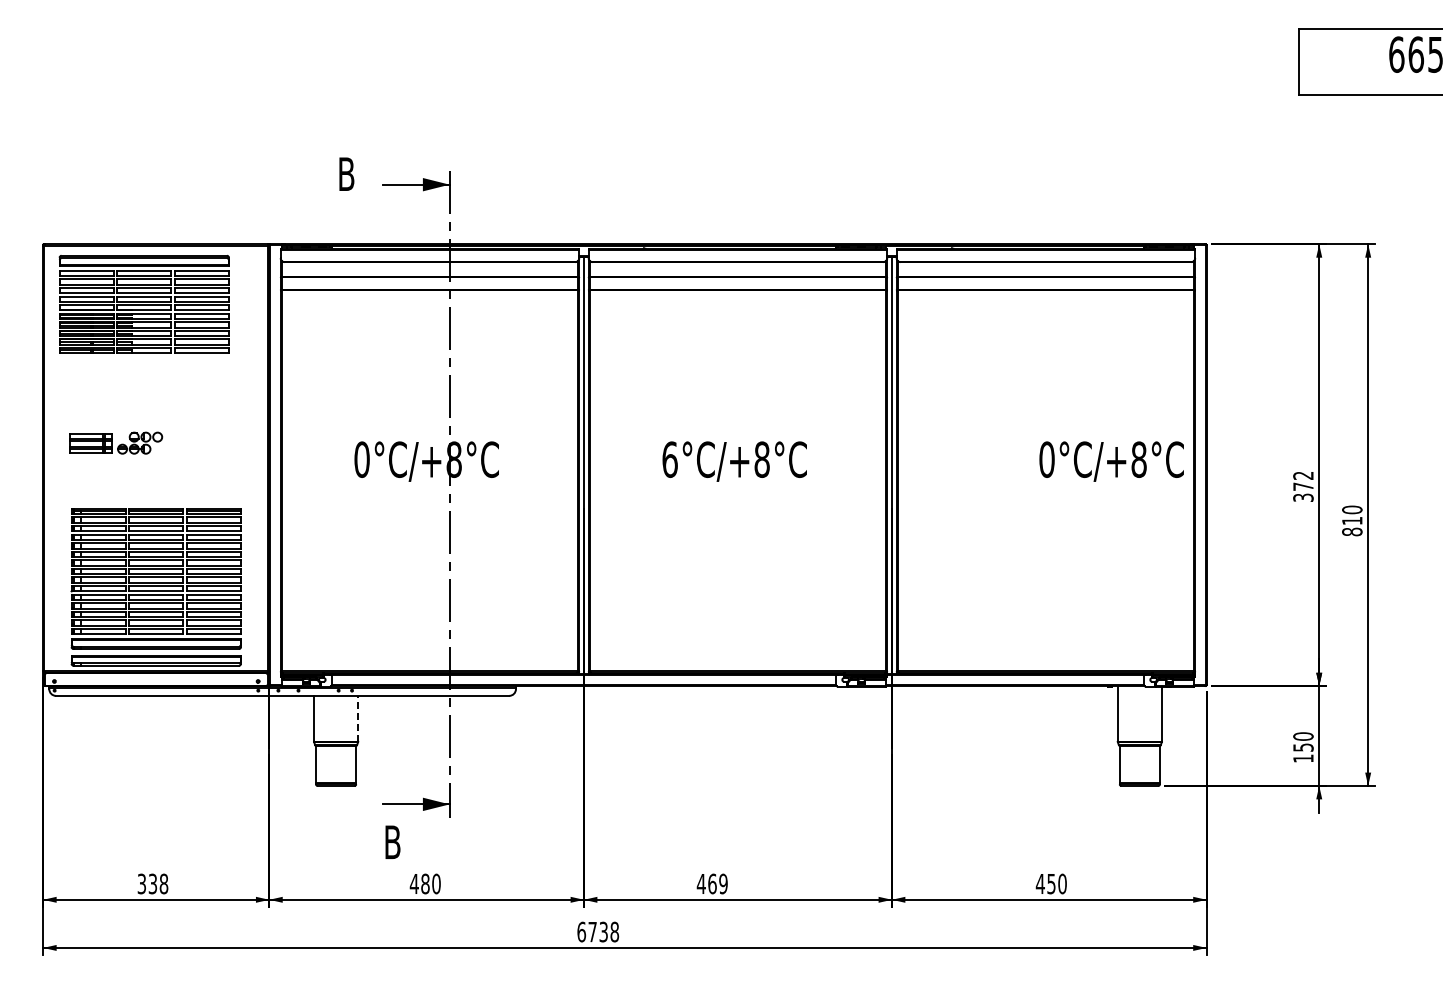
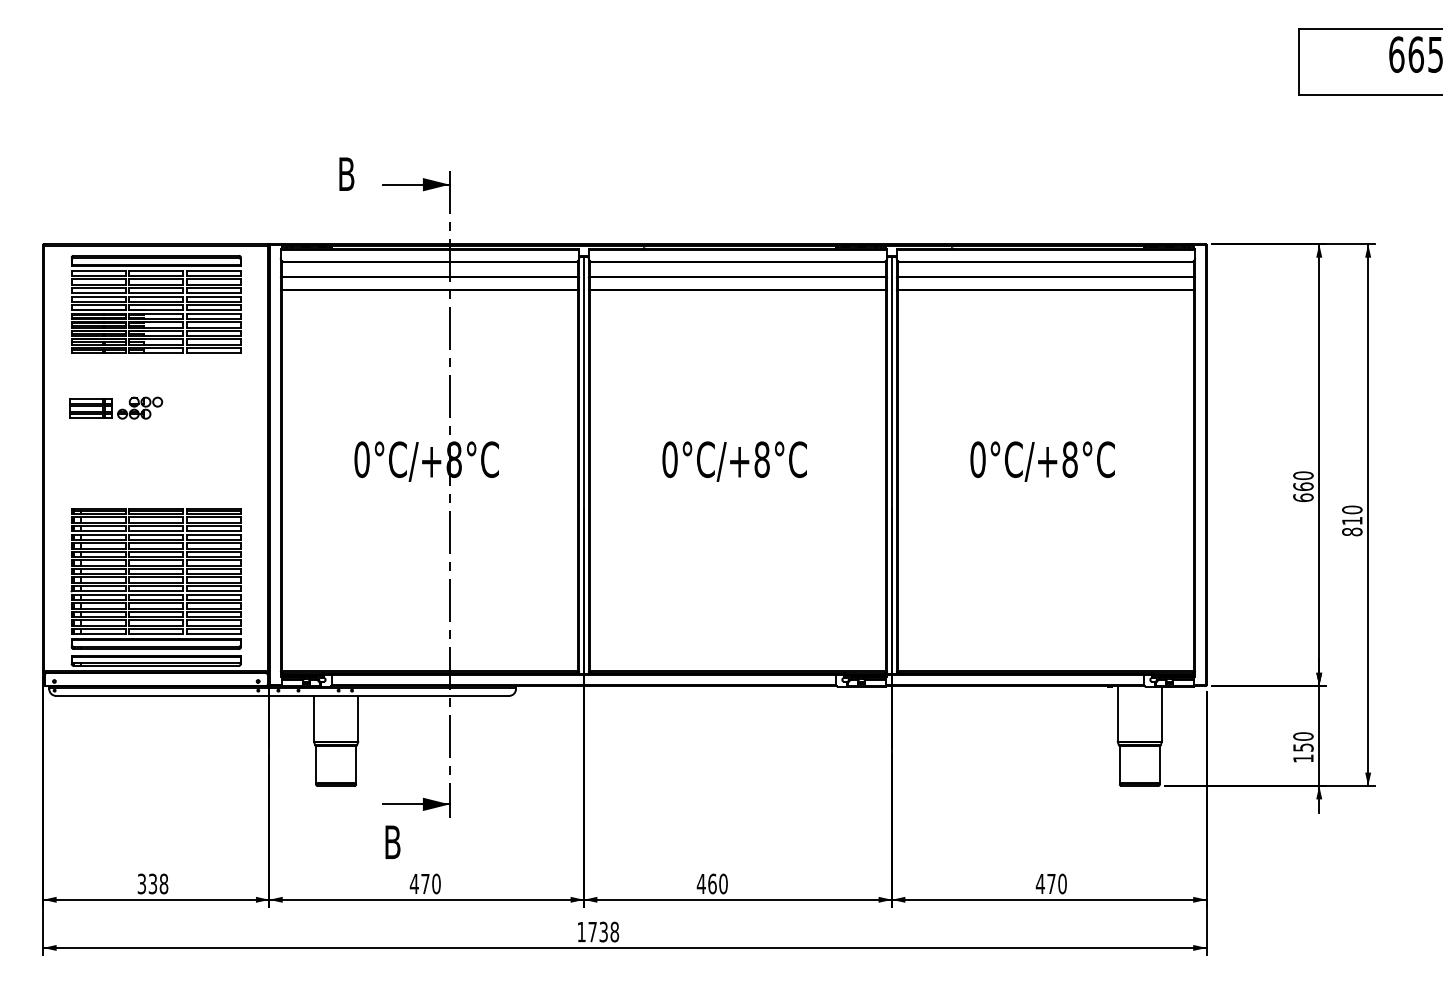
part position: (143, 303) -> (155, 303) (155, 303)
part position: (116, 442) -> (116, 407) (116, 407)
text: 6°C/+8°C -> 0°C/+8°C (669, 459)
text position: (1111, 461) -> (1042, 461) (1042, 461)
text: 372 -> 660 (1303, 486)
line: dashed -> solid (358, 718)
text: 480 -> 470 (425, 883)
text: 469 -> 460 (723, 884)
text: 450 -> 470 (1051, 884)
text: 6738 -> 1738 (581, 931)
